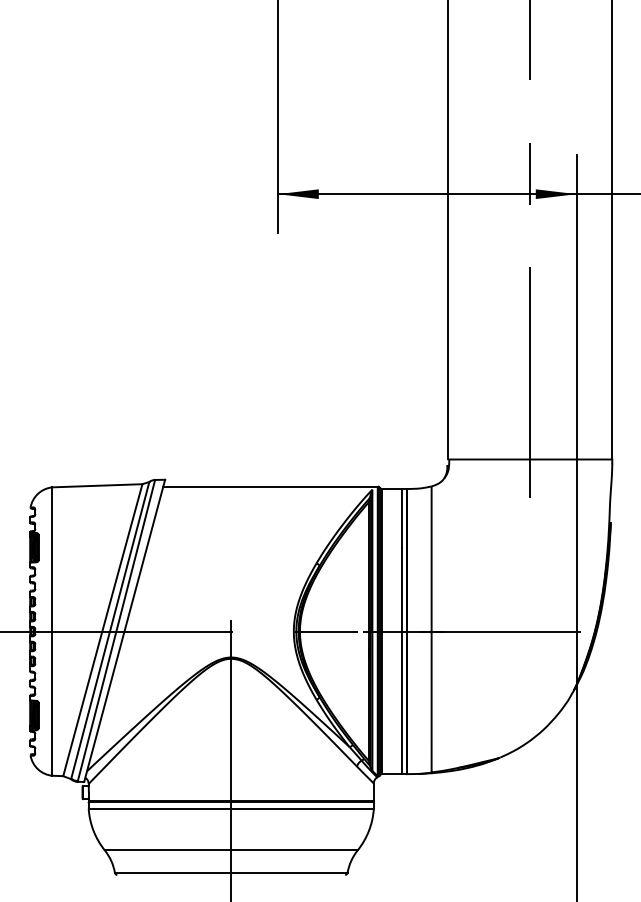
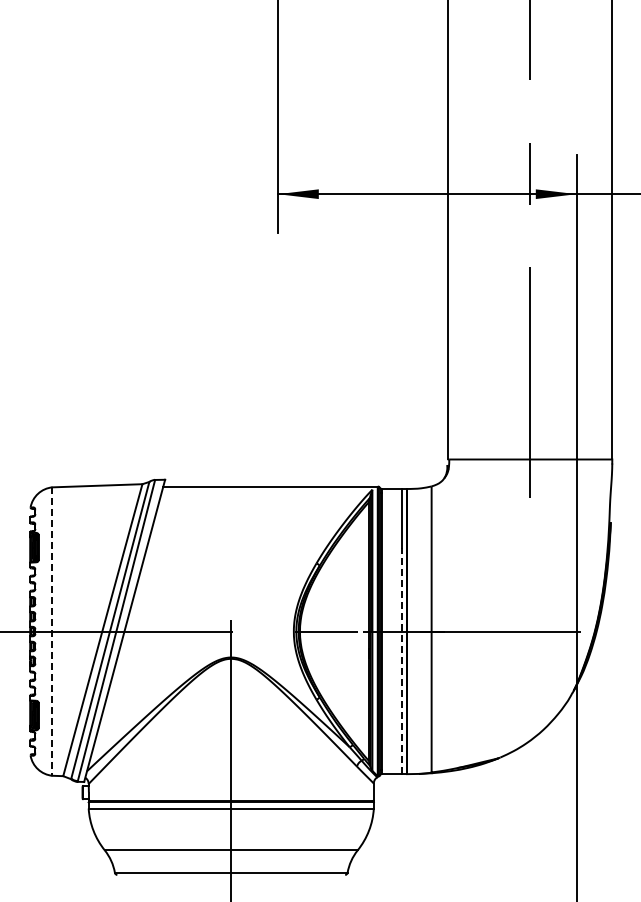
line: solid -> dashed (52, 632)
line: solid -> dashed (402, 660)
